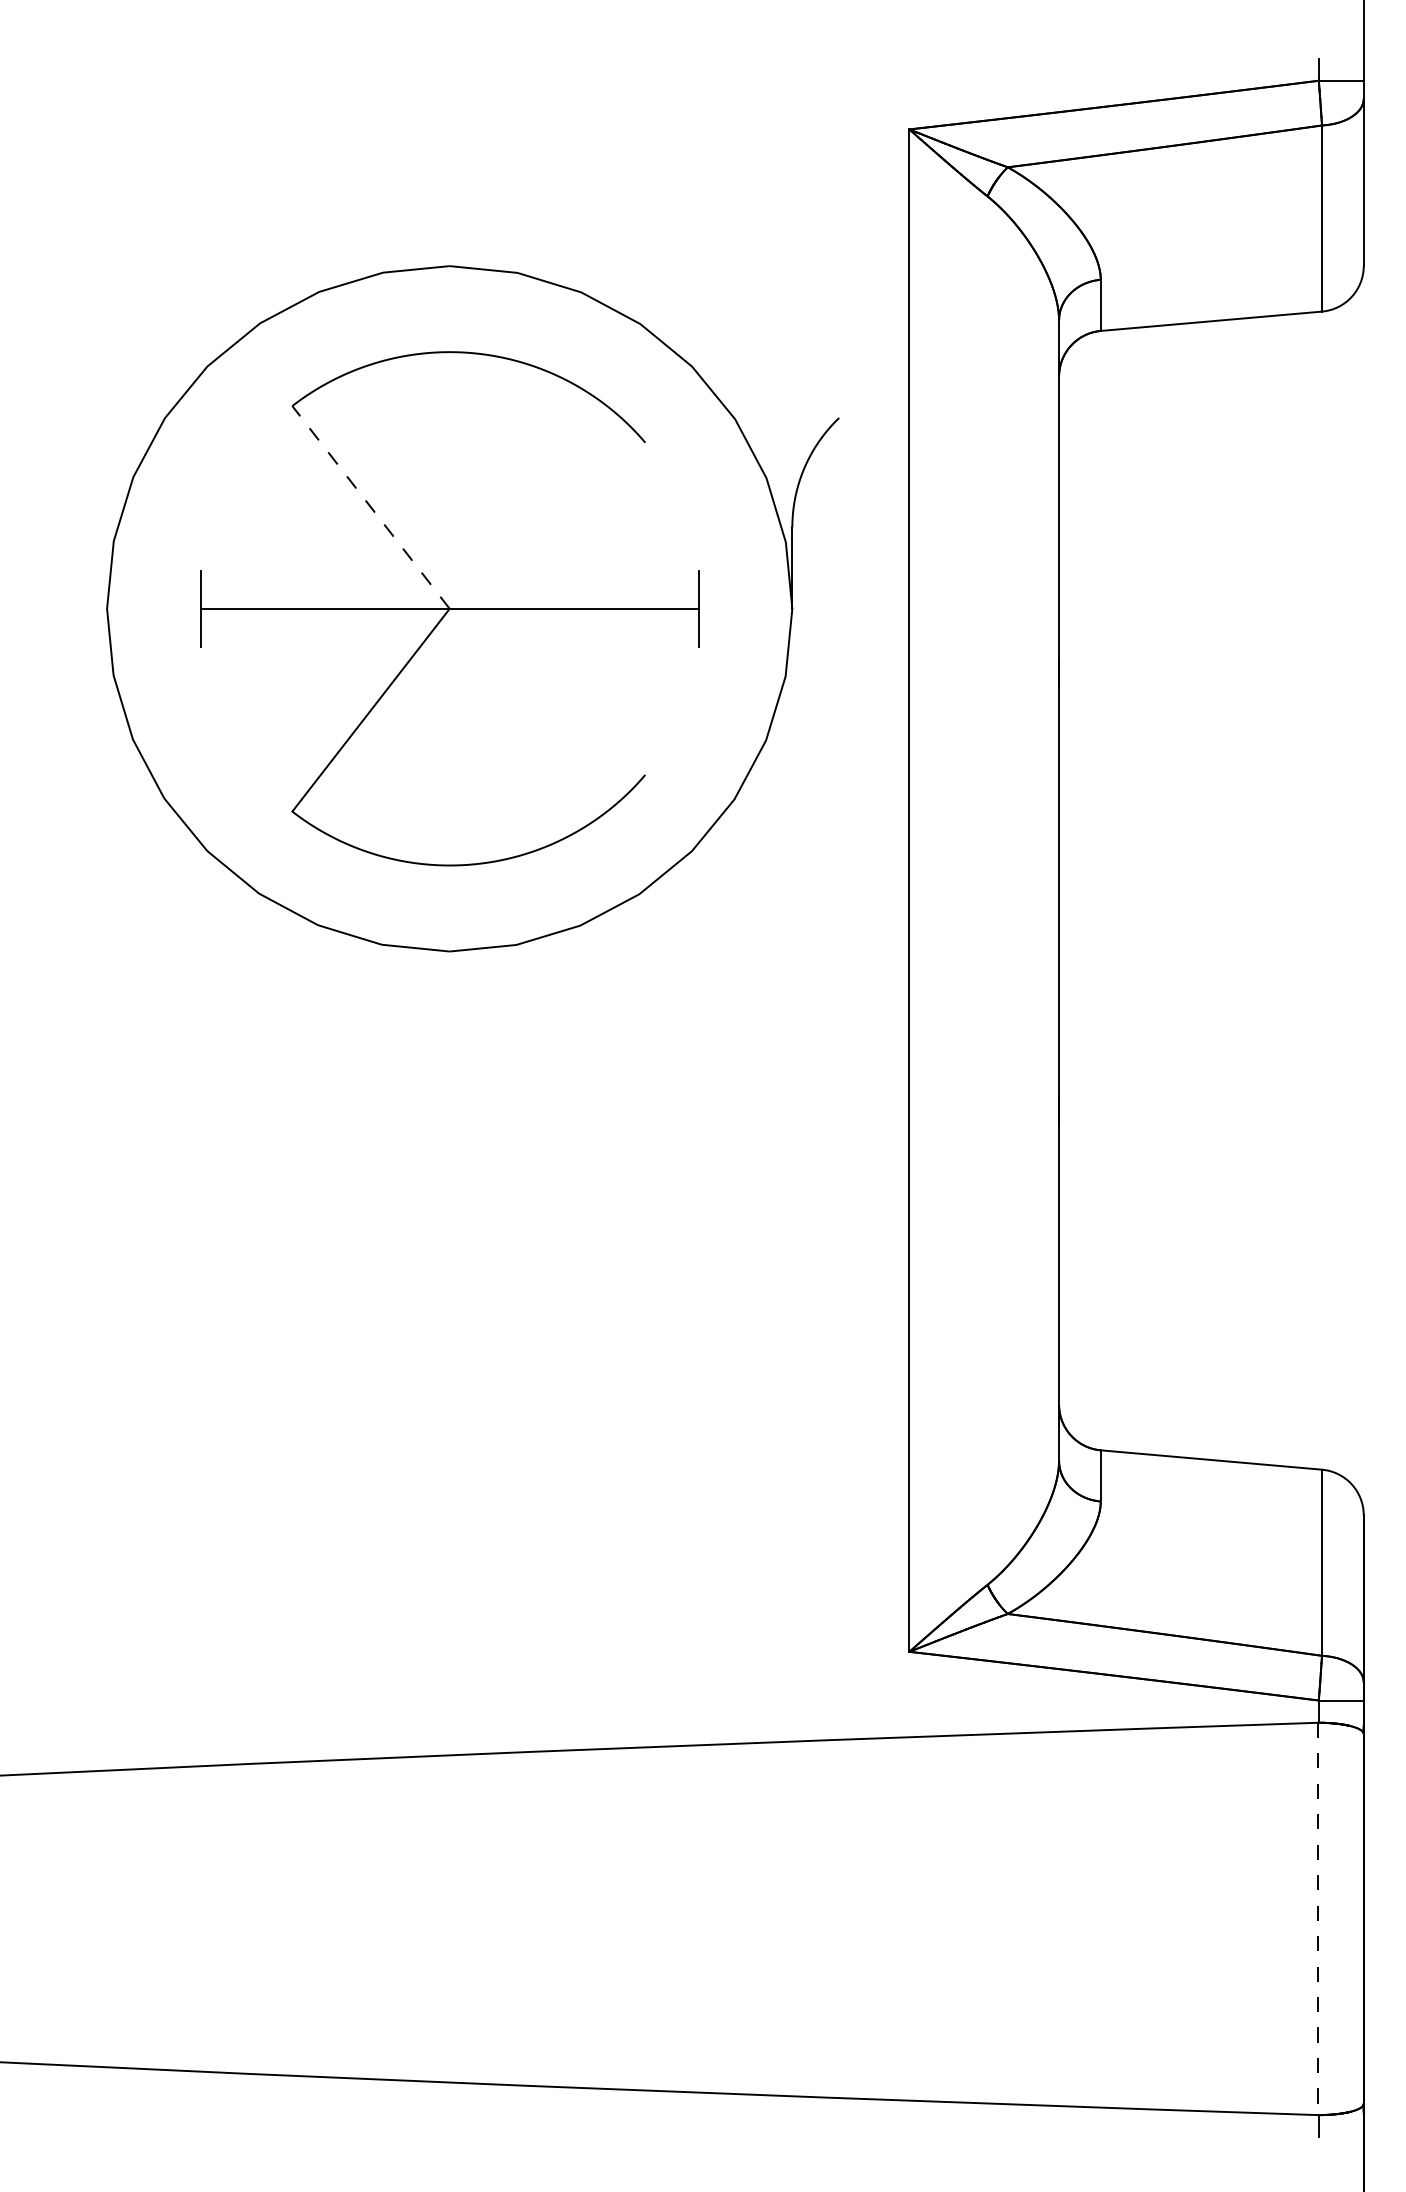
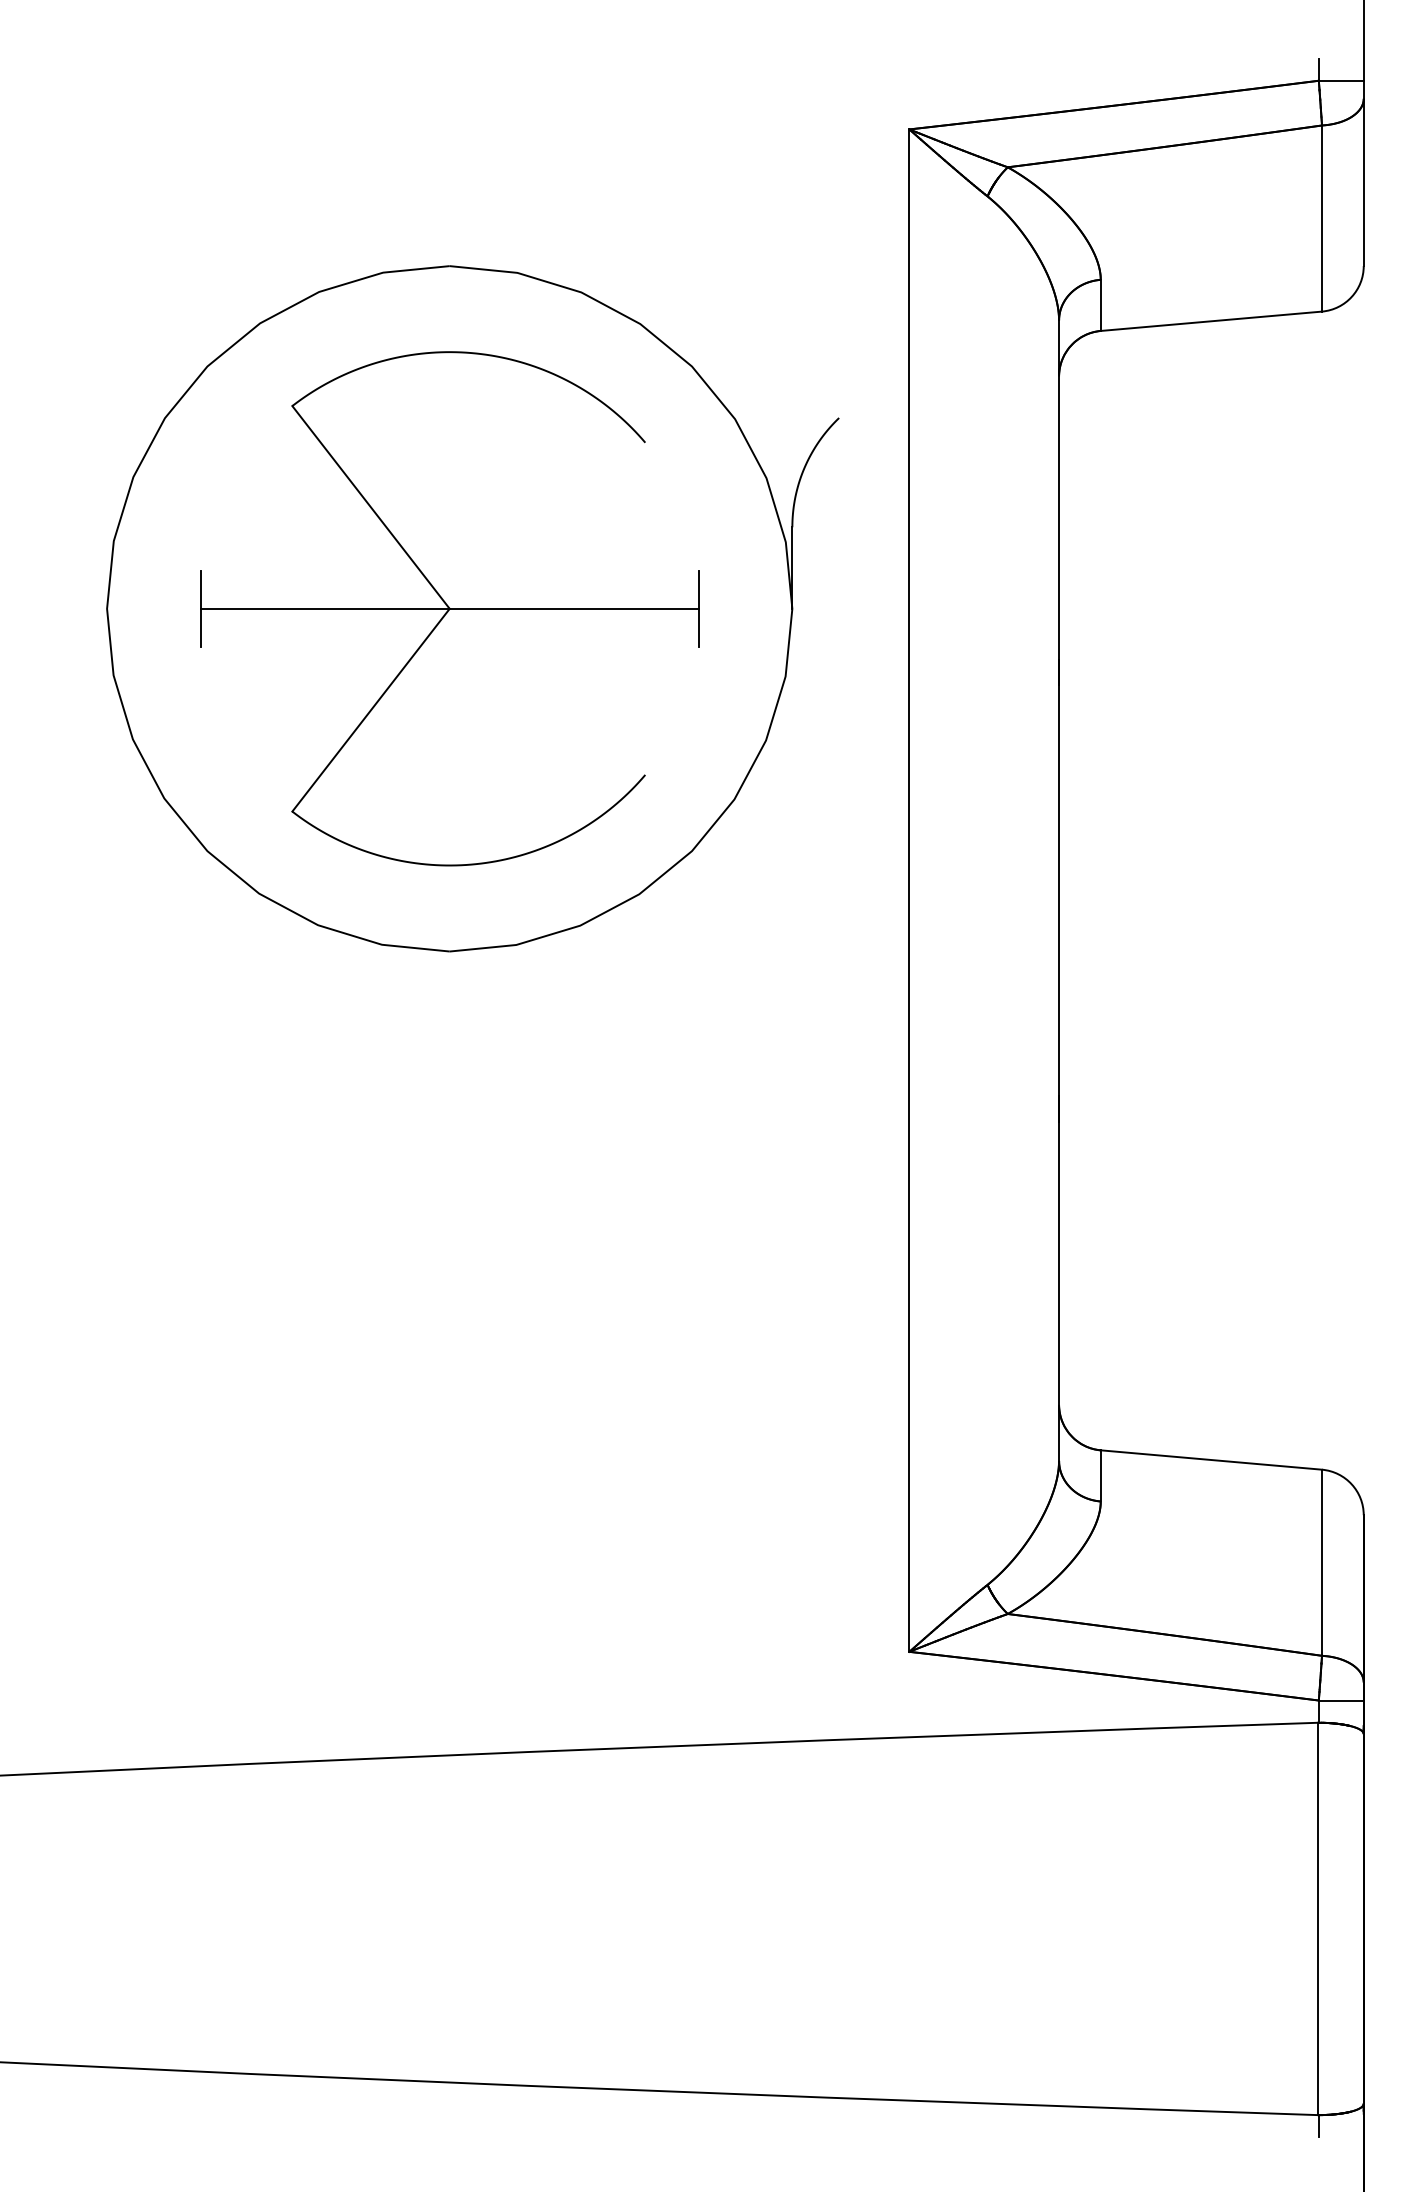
line: dashed -> solid (370, 507)
line: dashed -> solid (1318, 1919)
